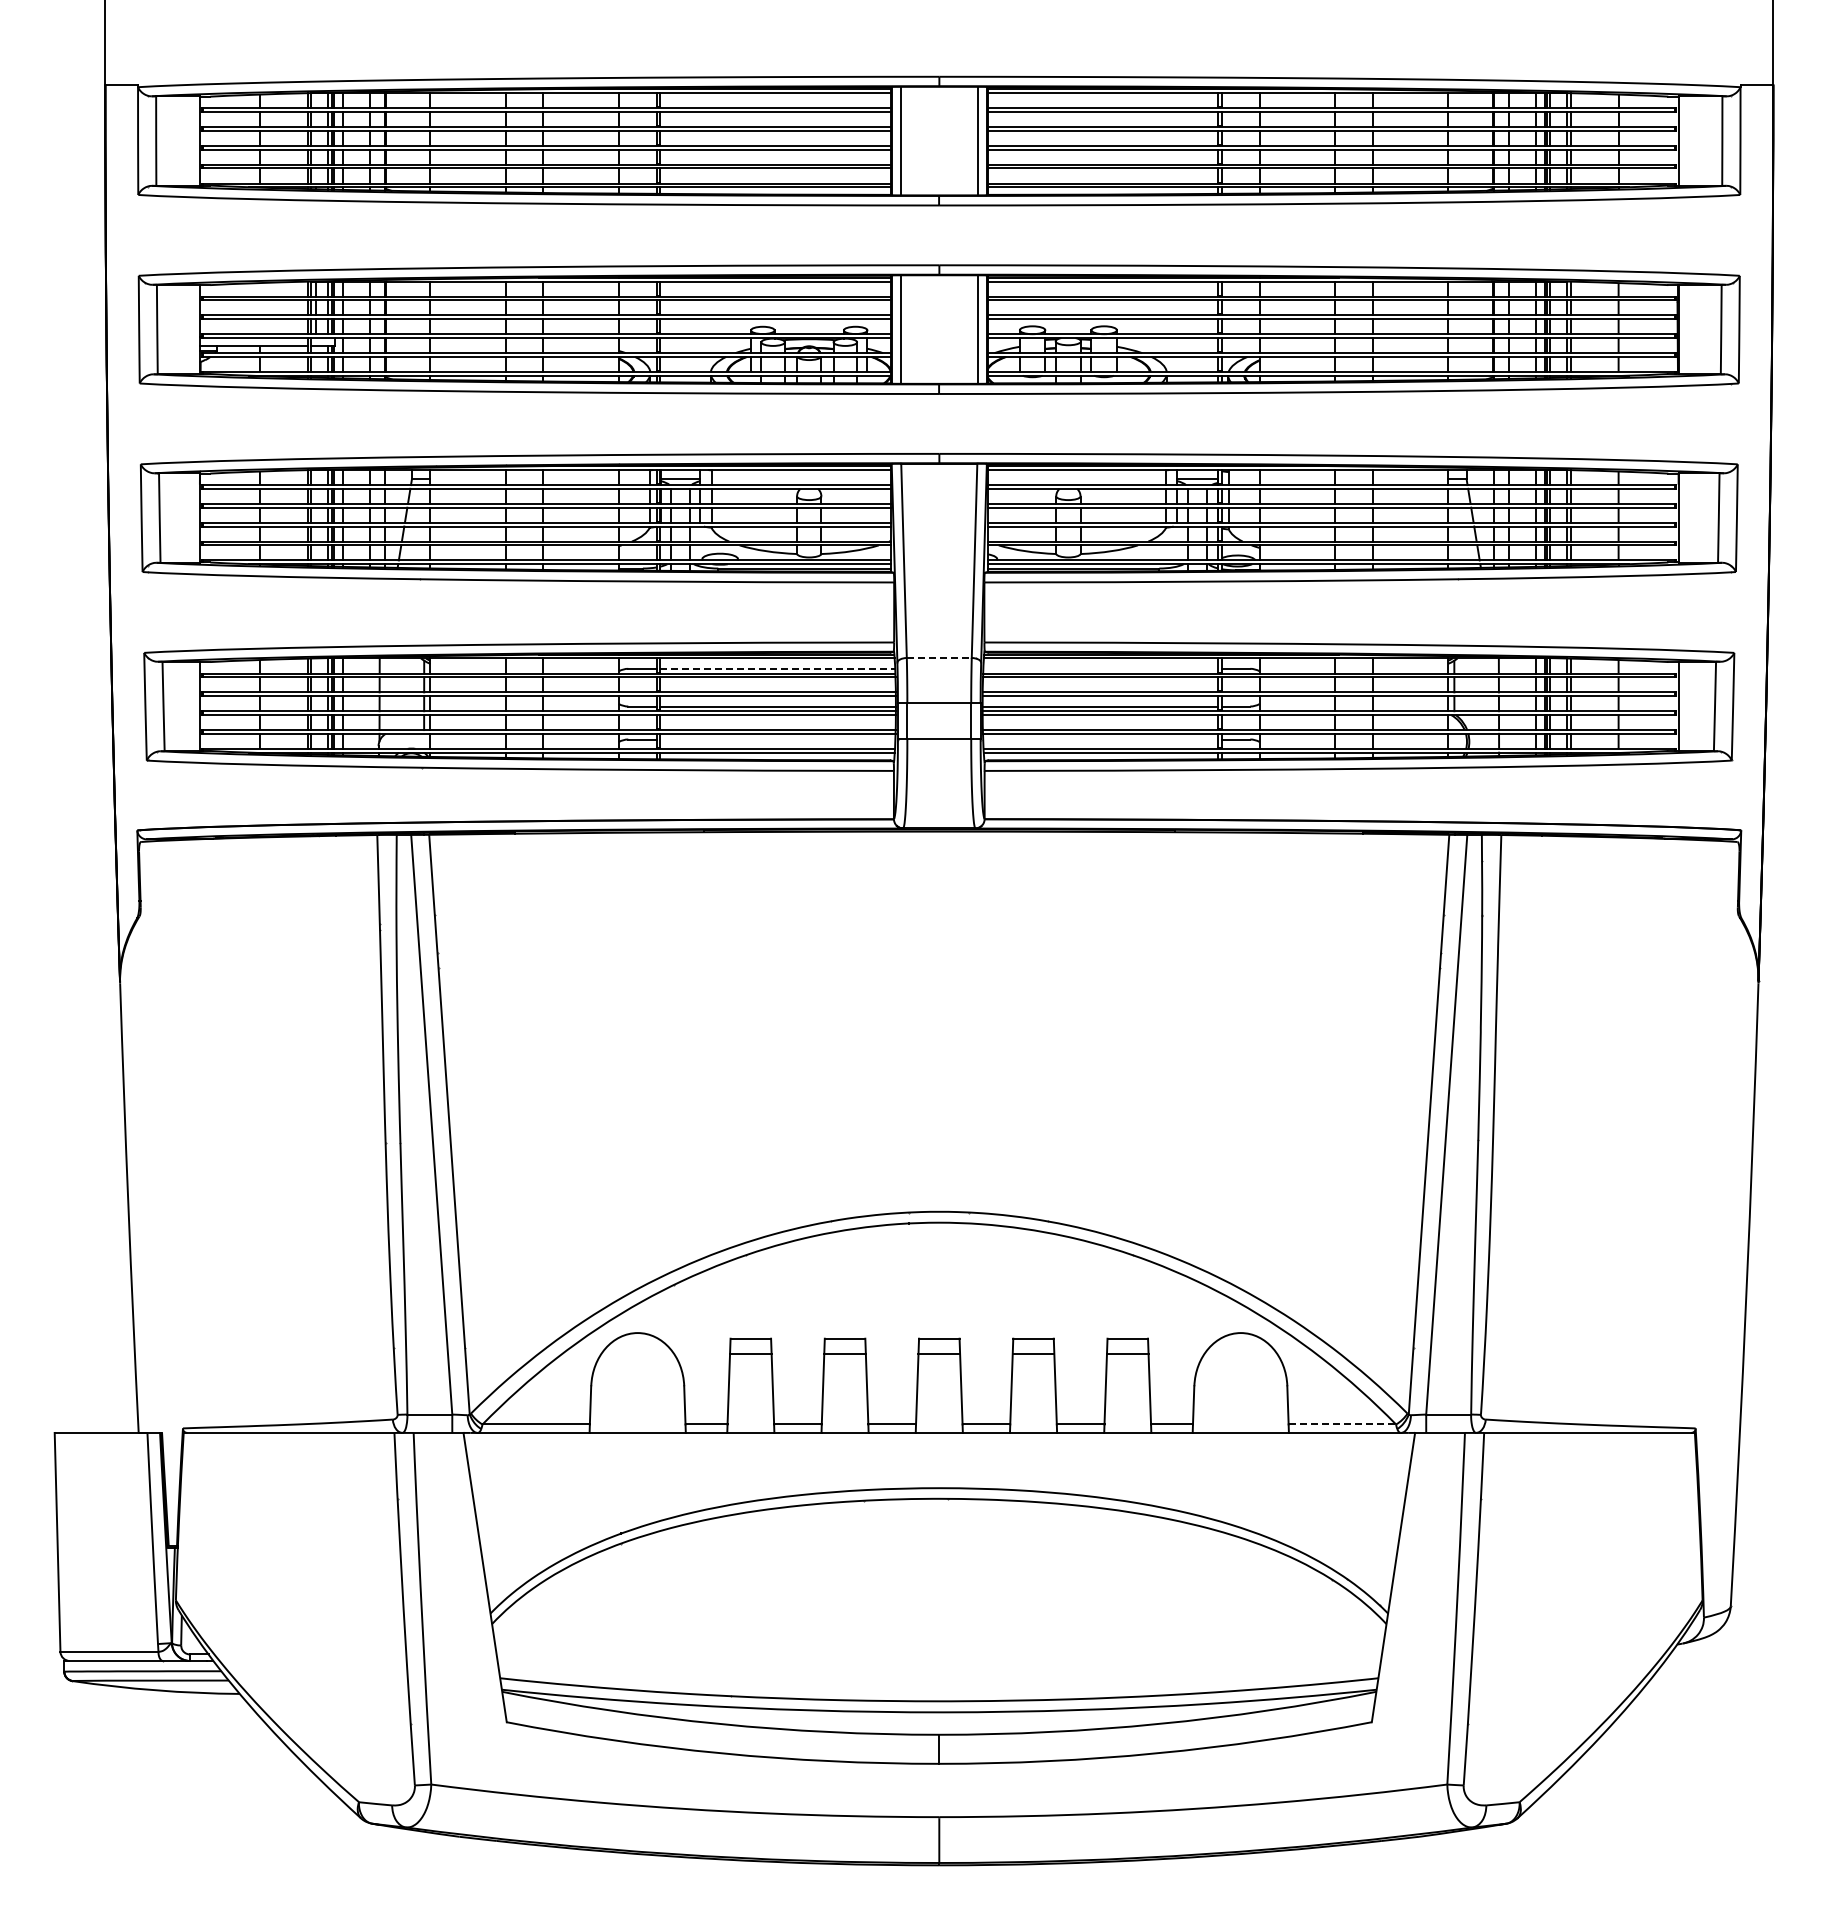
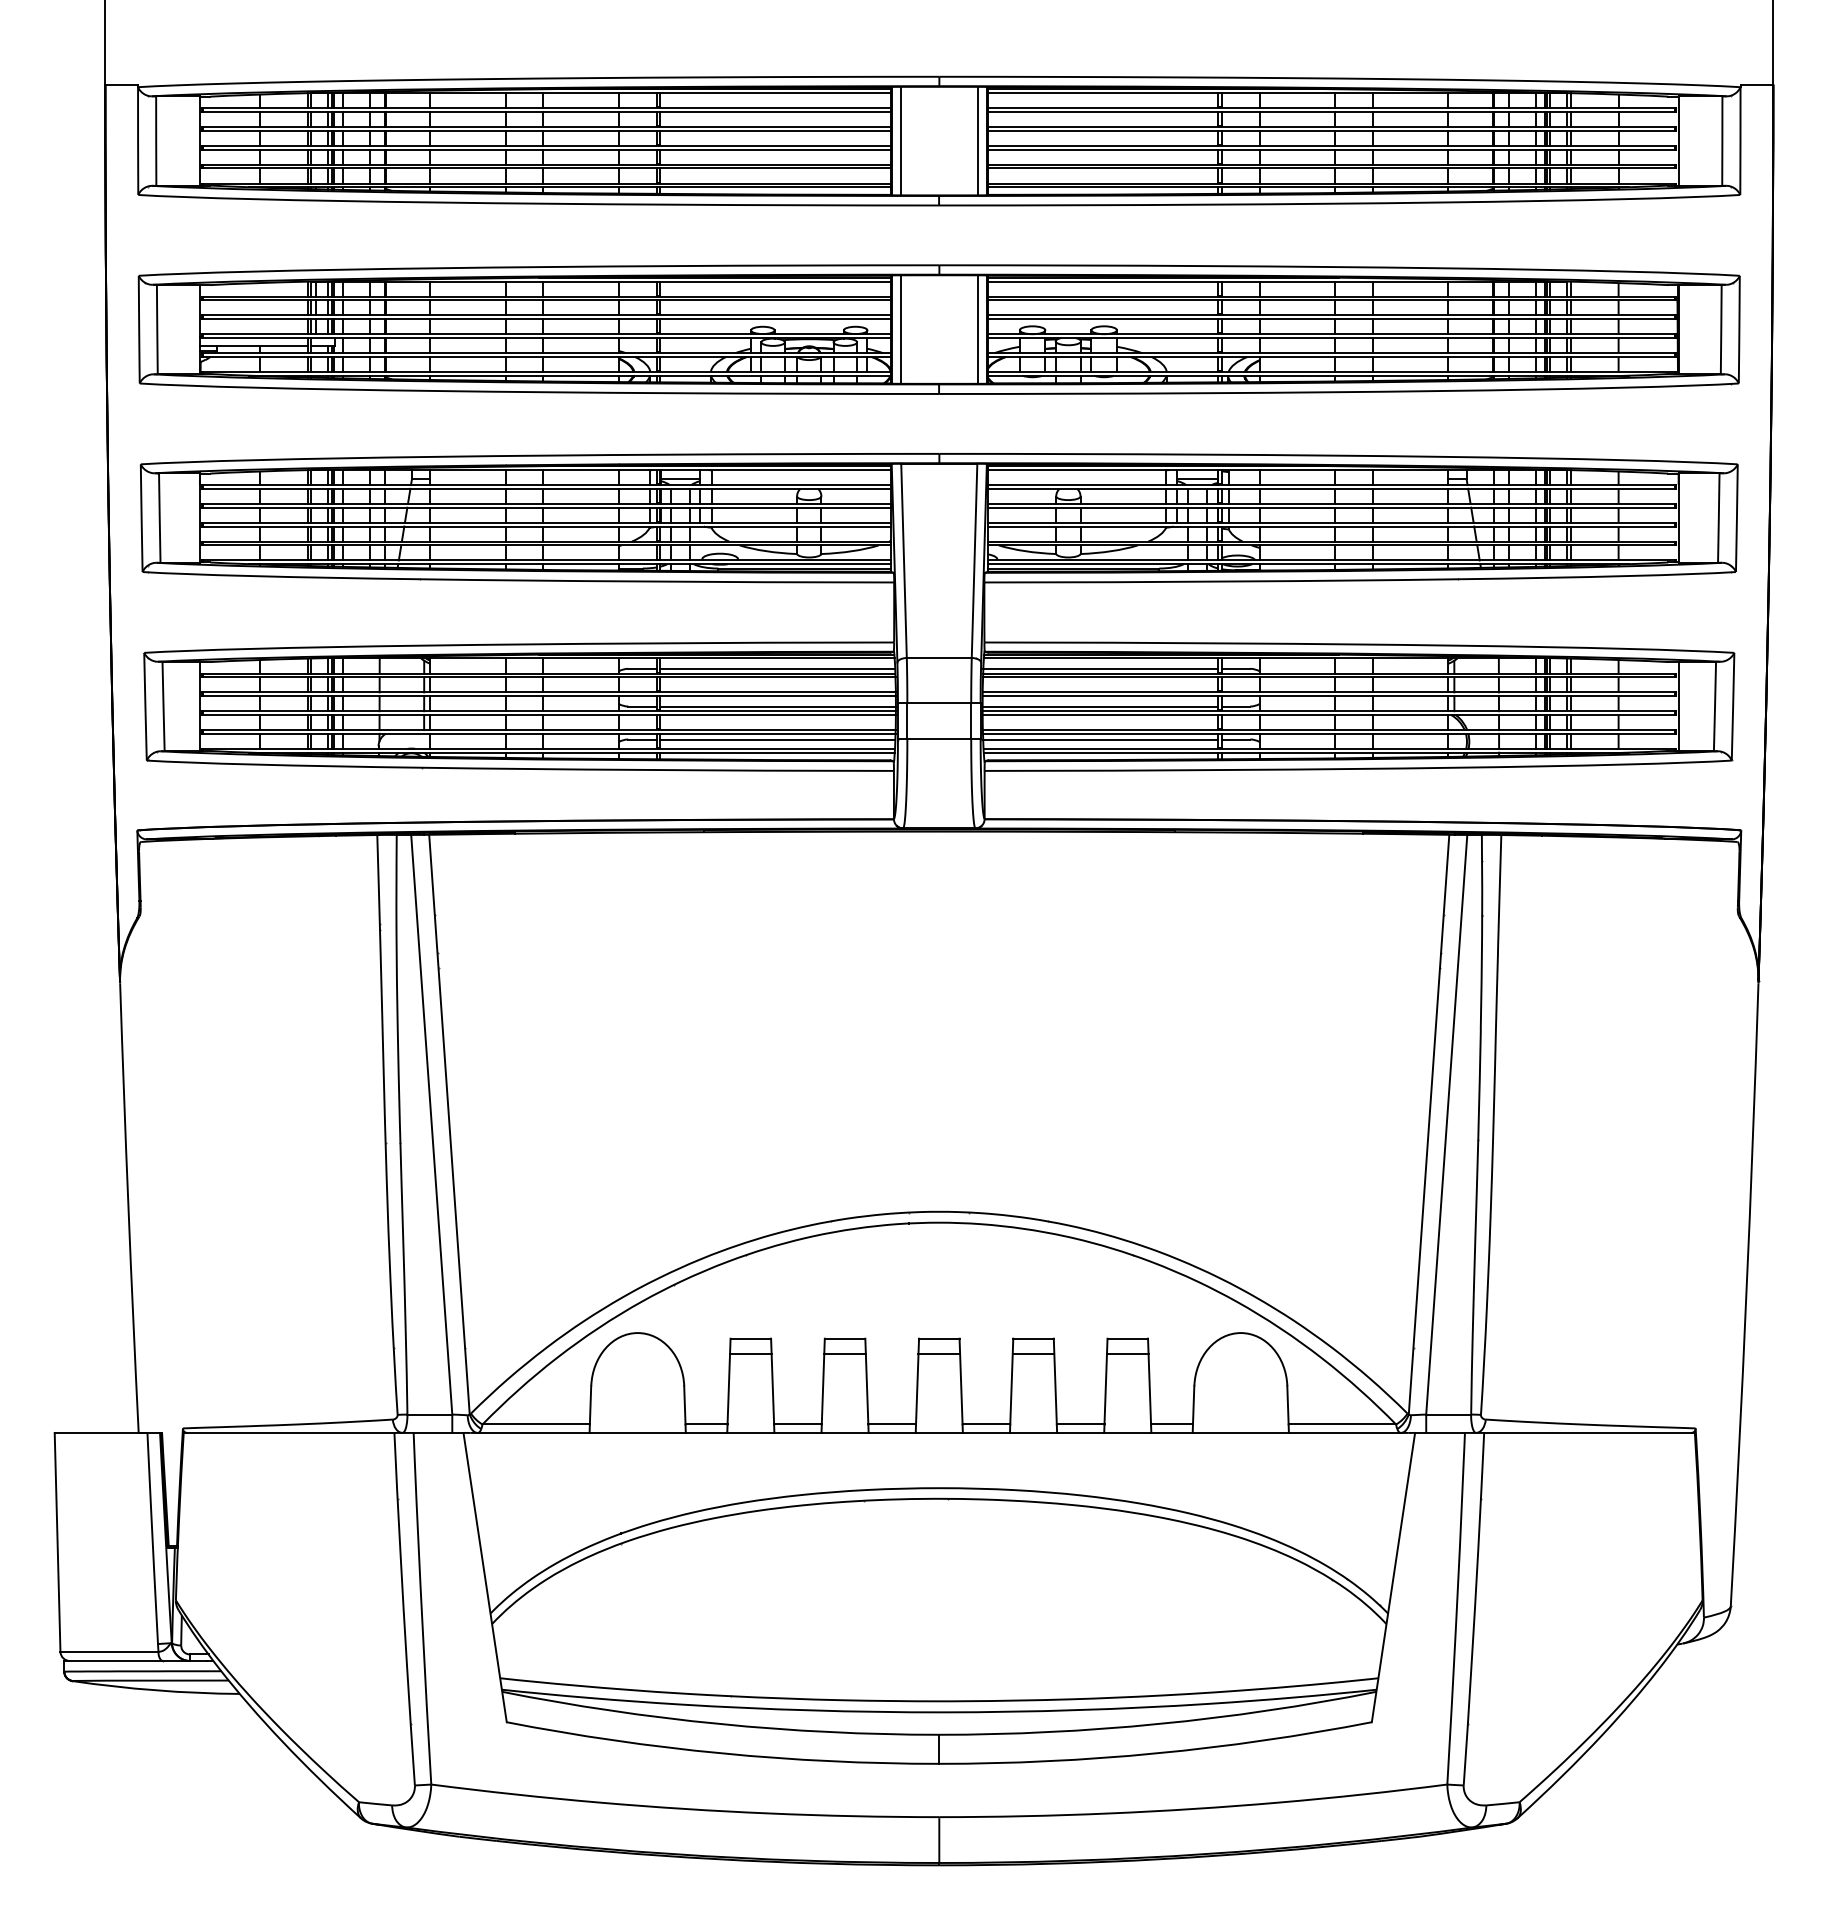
line: dashed -> solid (939, 657)
line: dashed -> solid (778, 668)
line: none -> present (1100, 668)
line: none -> present (777, 739)
line: none -> present (1100, 739)
line: dashed -> solid (1342, 1424)
